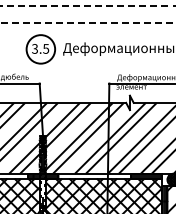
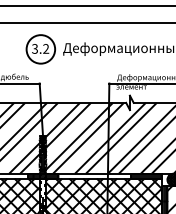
line: dashed -> solid (88, 6)
line: dashed -> solid (87, 23)
text: 3.5 -> 3.2 (46, 48)
